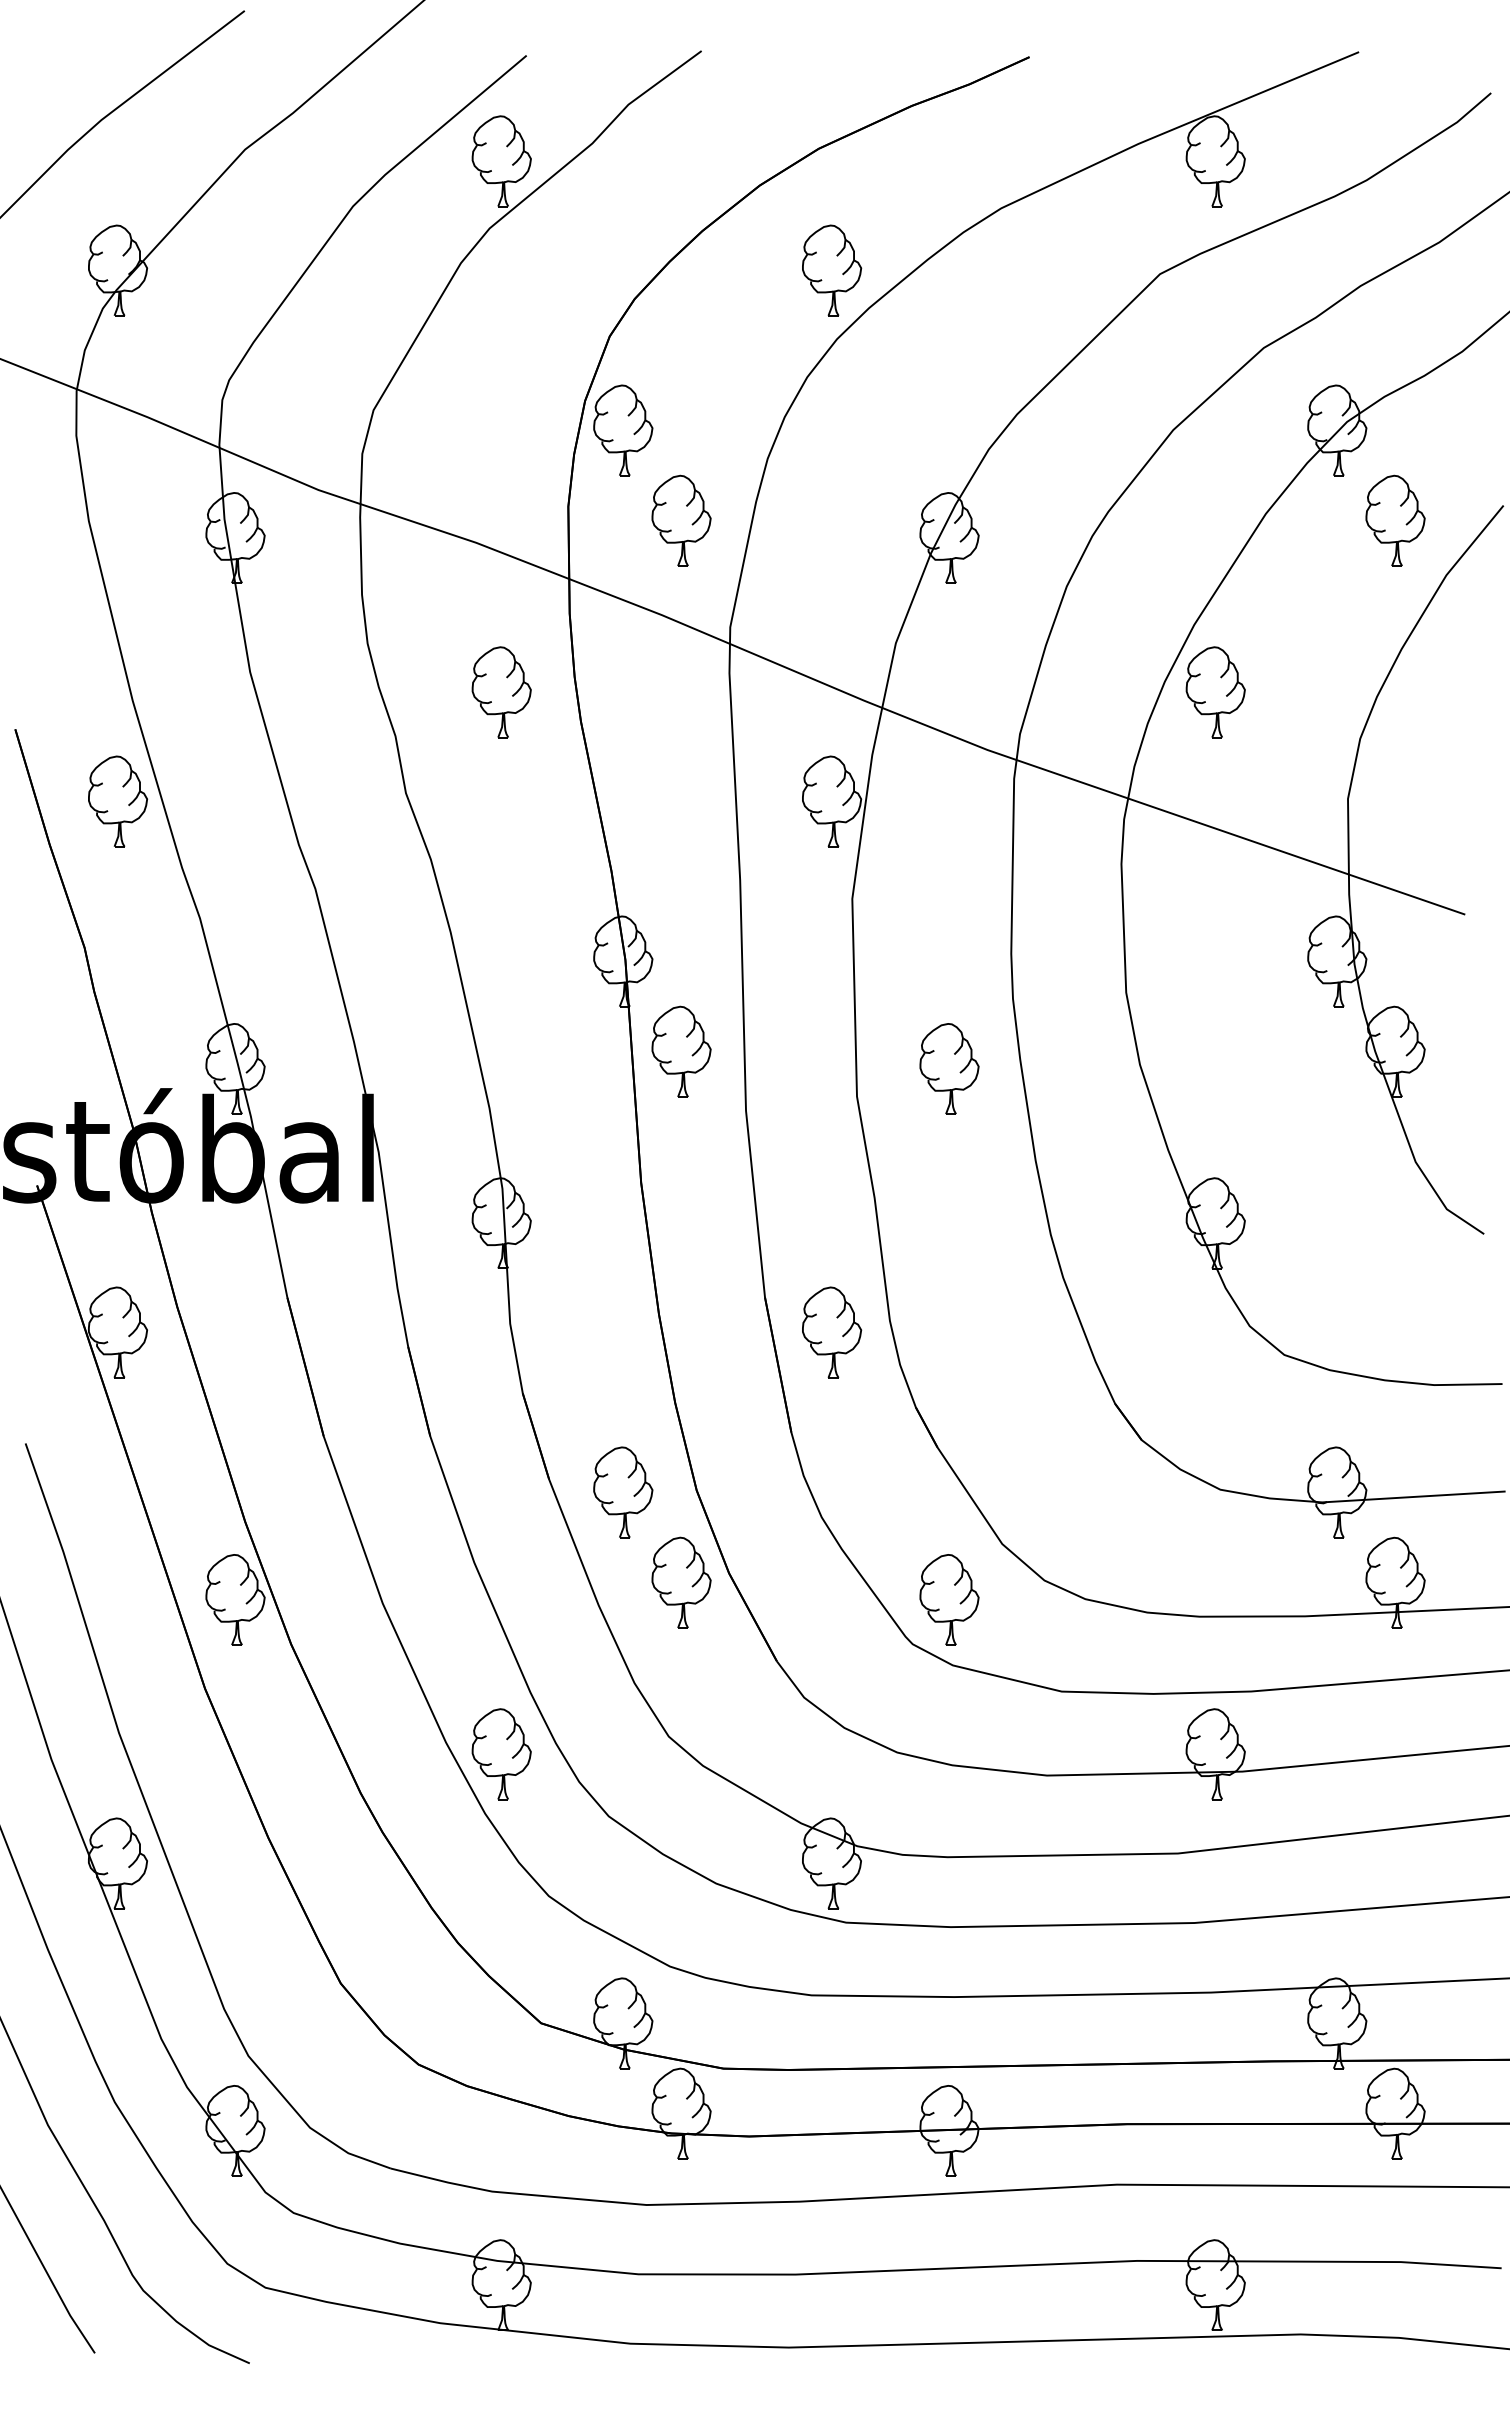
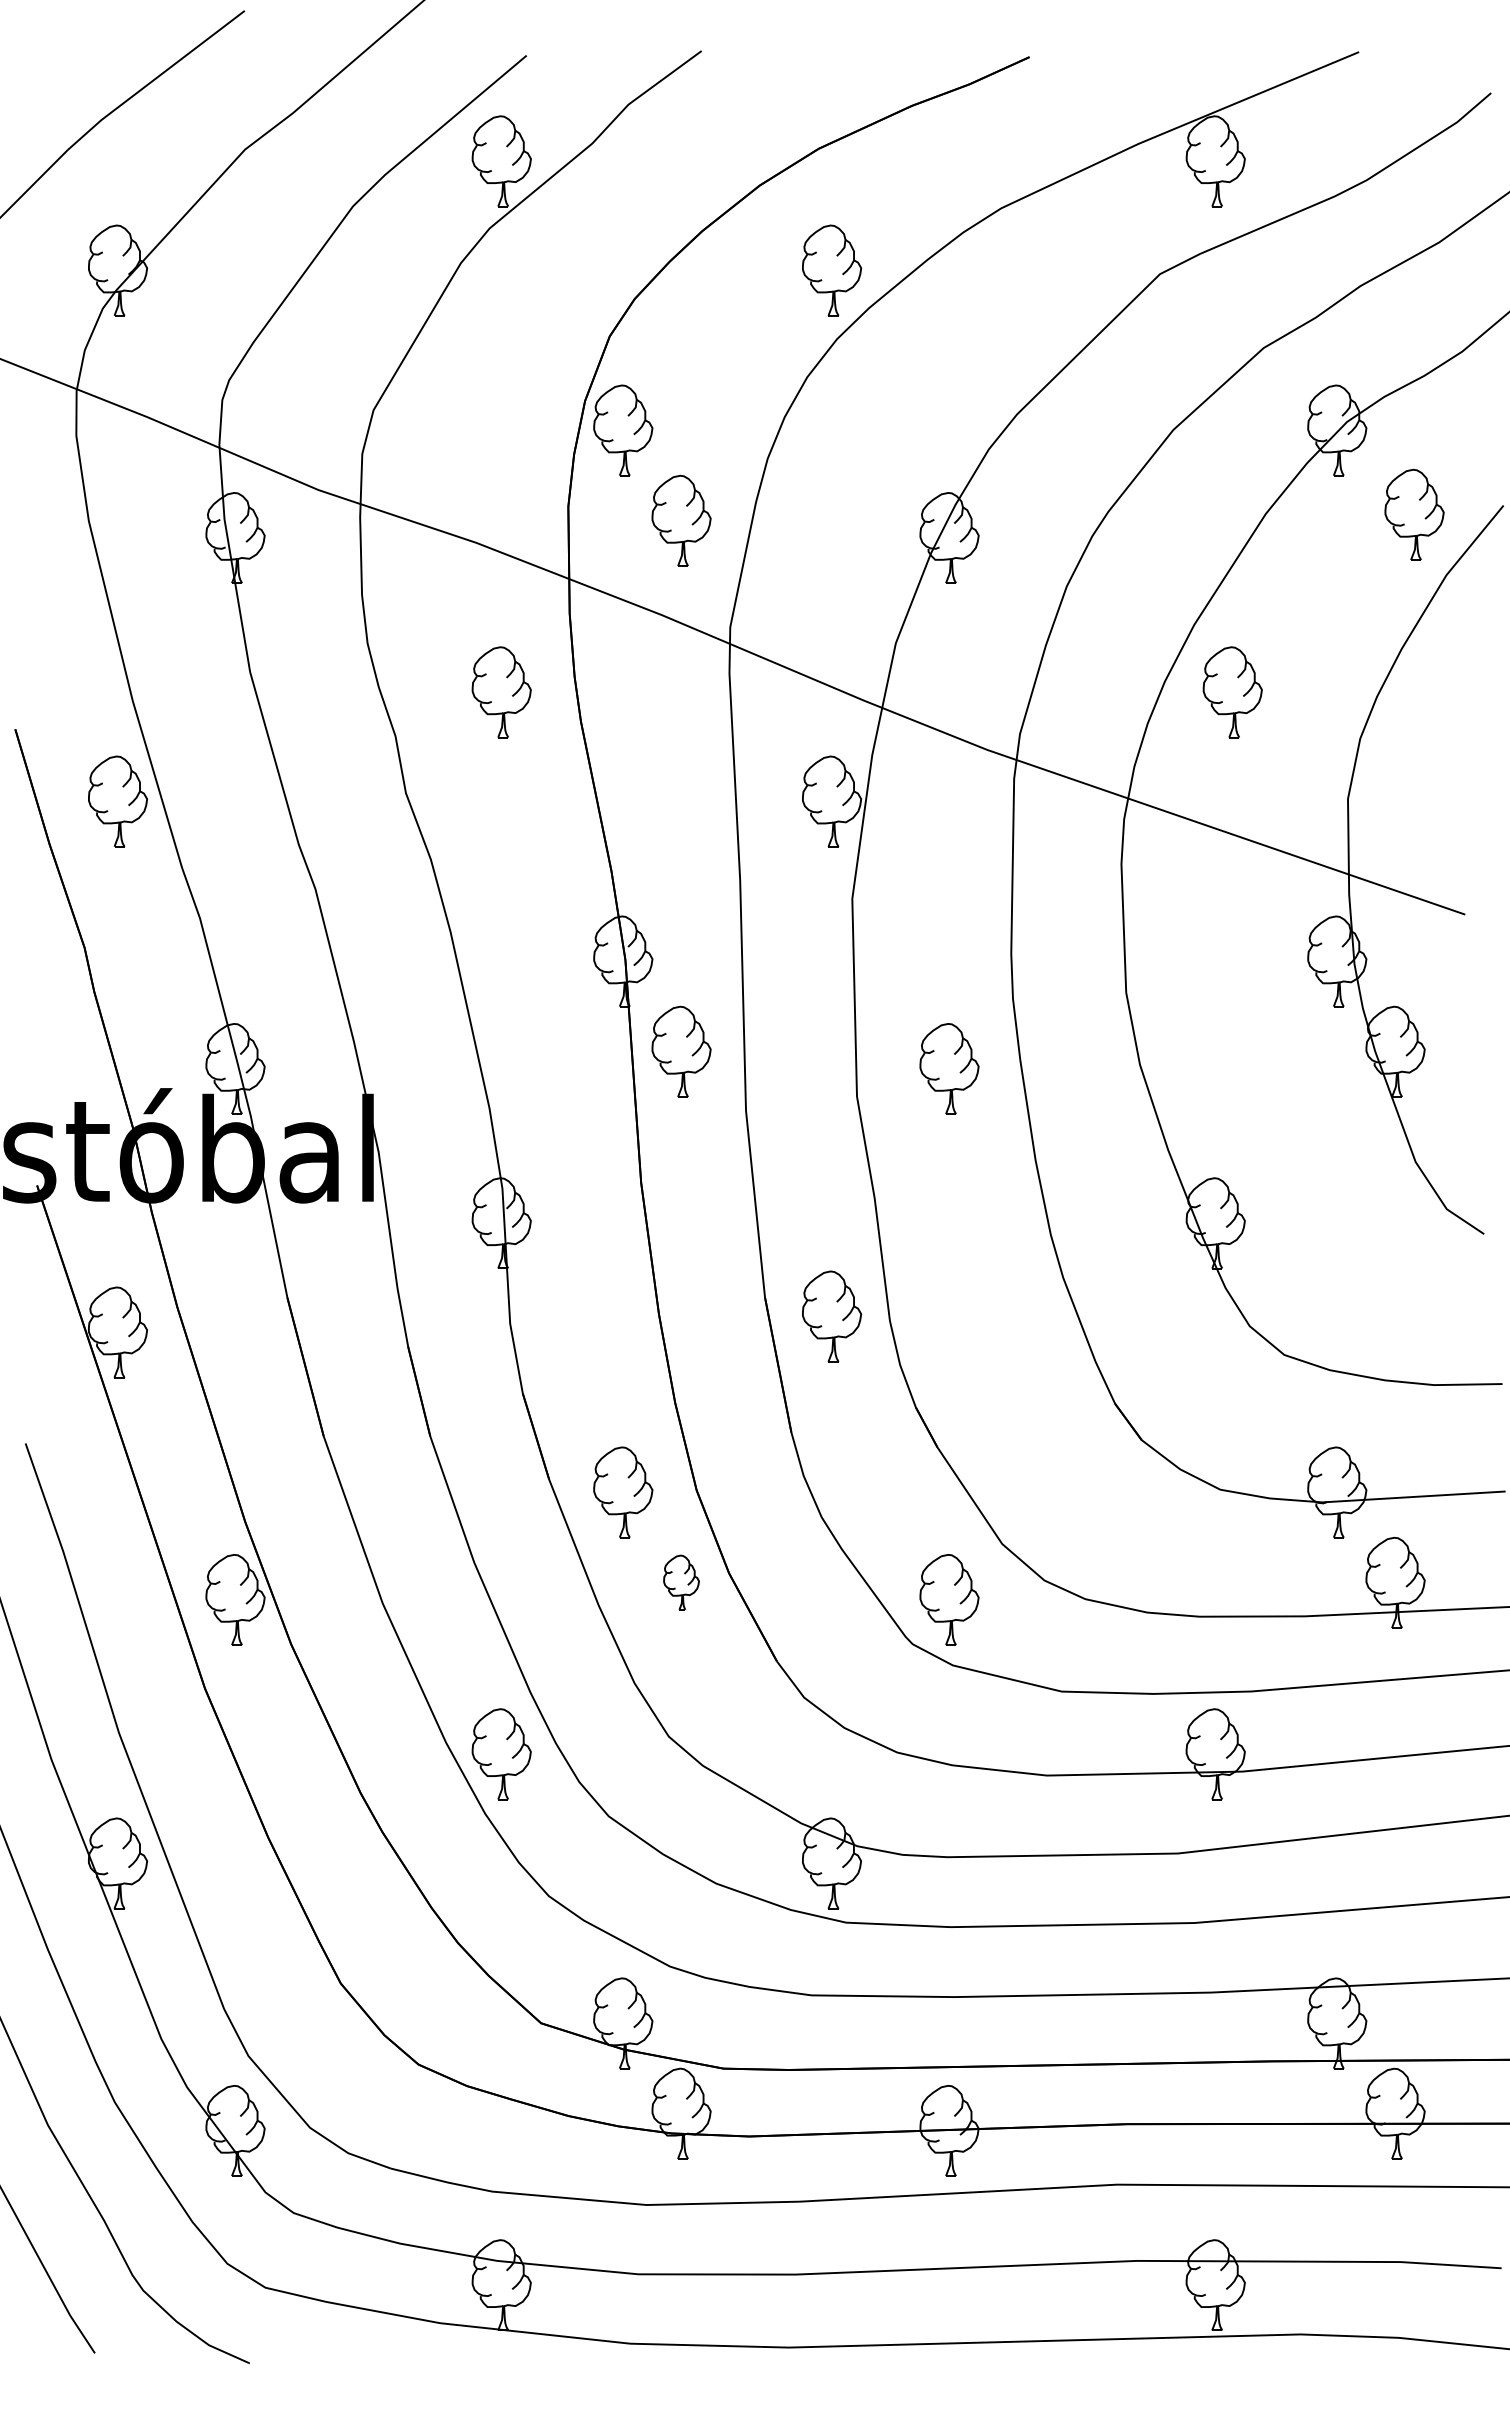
part position: (1395, 520) -> (1414, 514) (1414, 514)
part position: (1215, 692) -> (1232, 692) (1232, 692)
part position: (832, 1332) -> (832, 1316) (832, 1316)
part size: 61x93 px -> 37x57 px (681, 1582)
